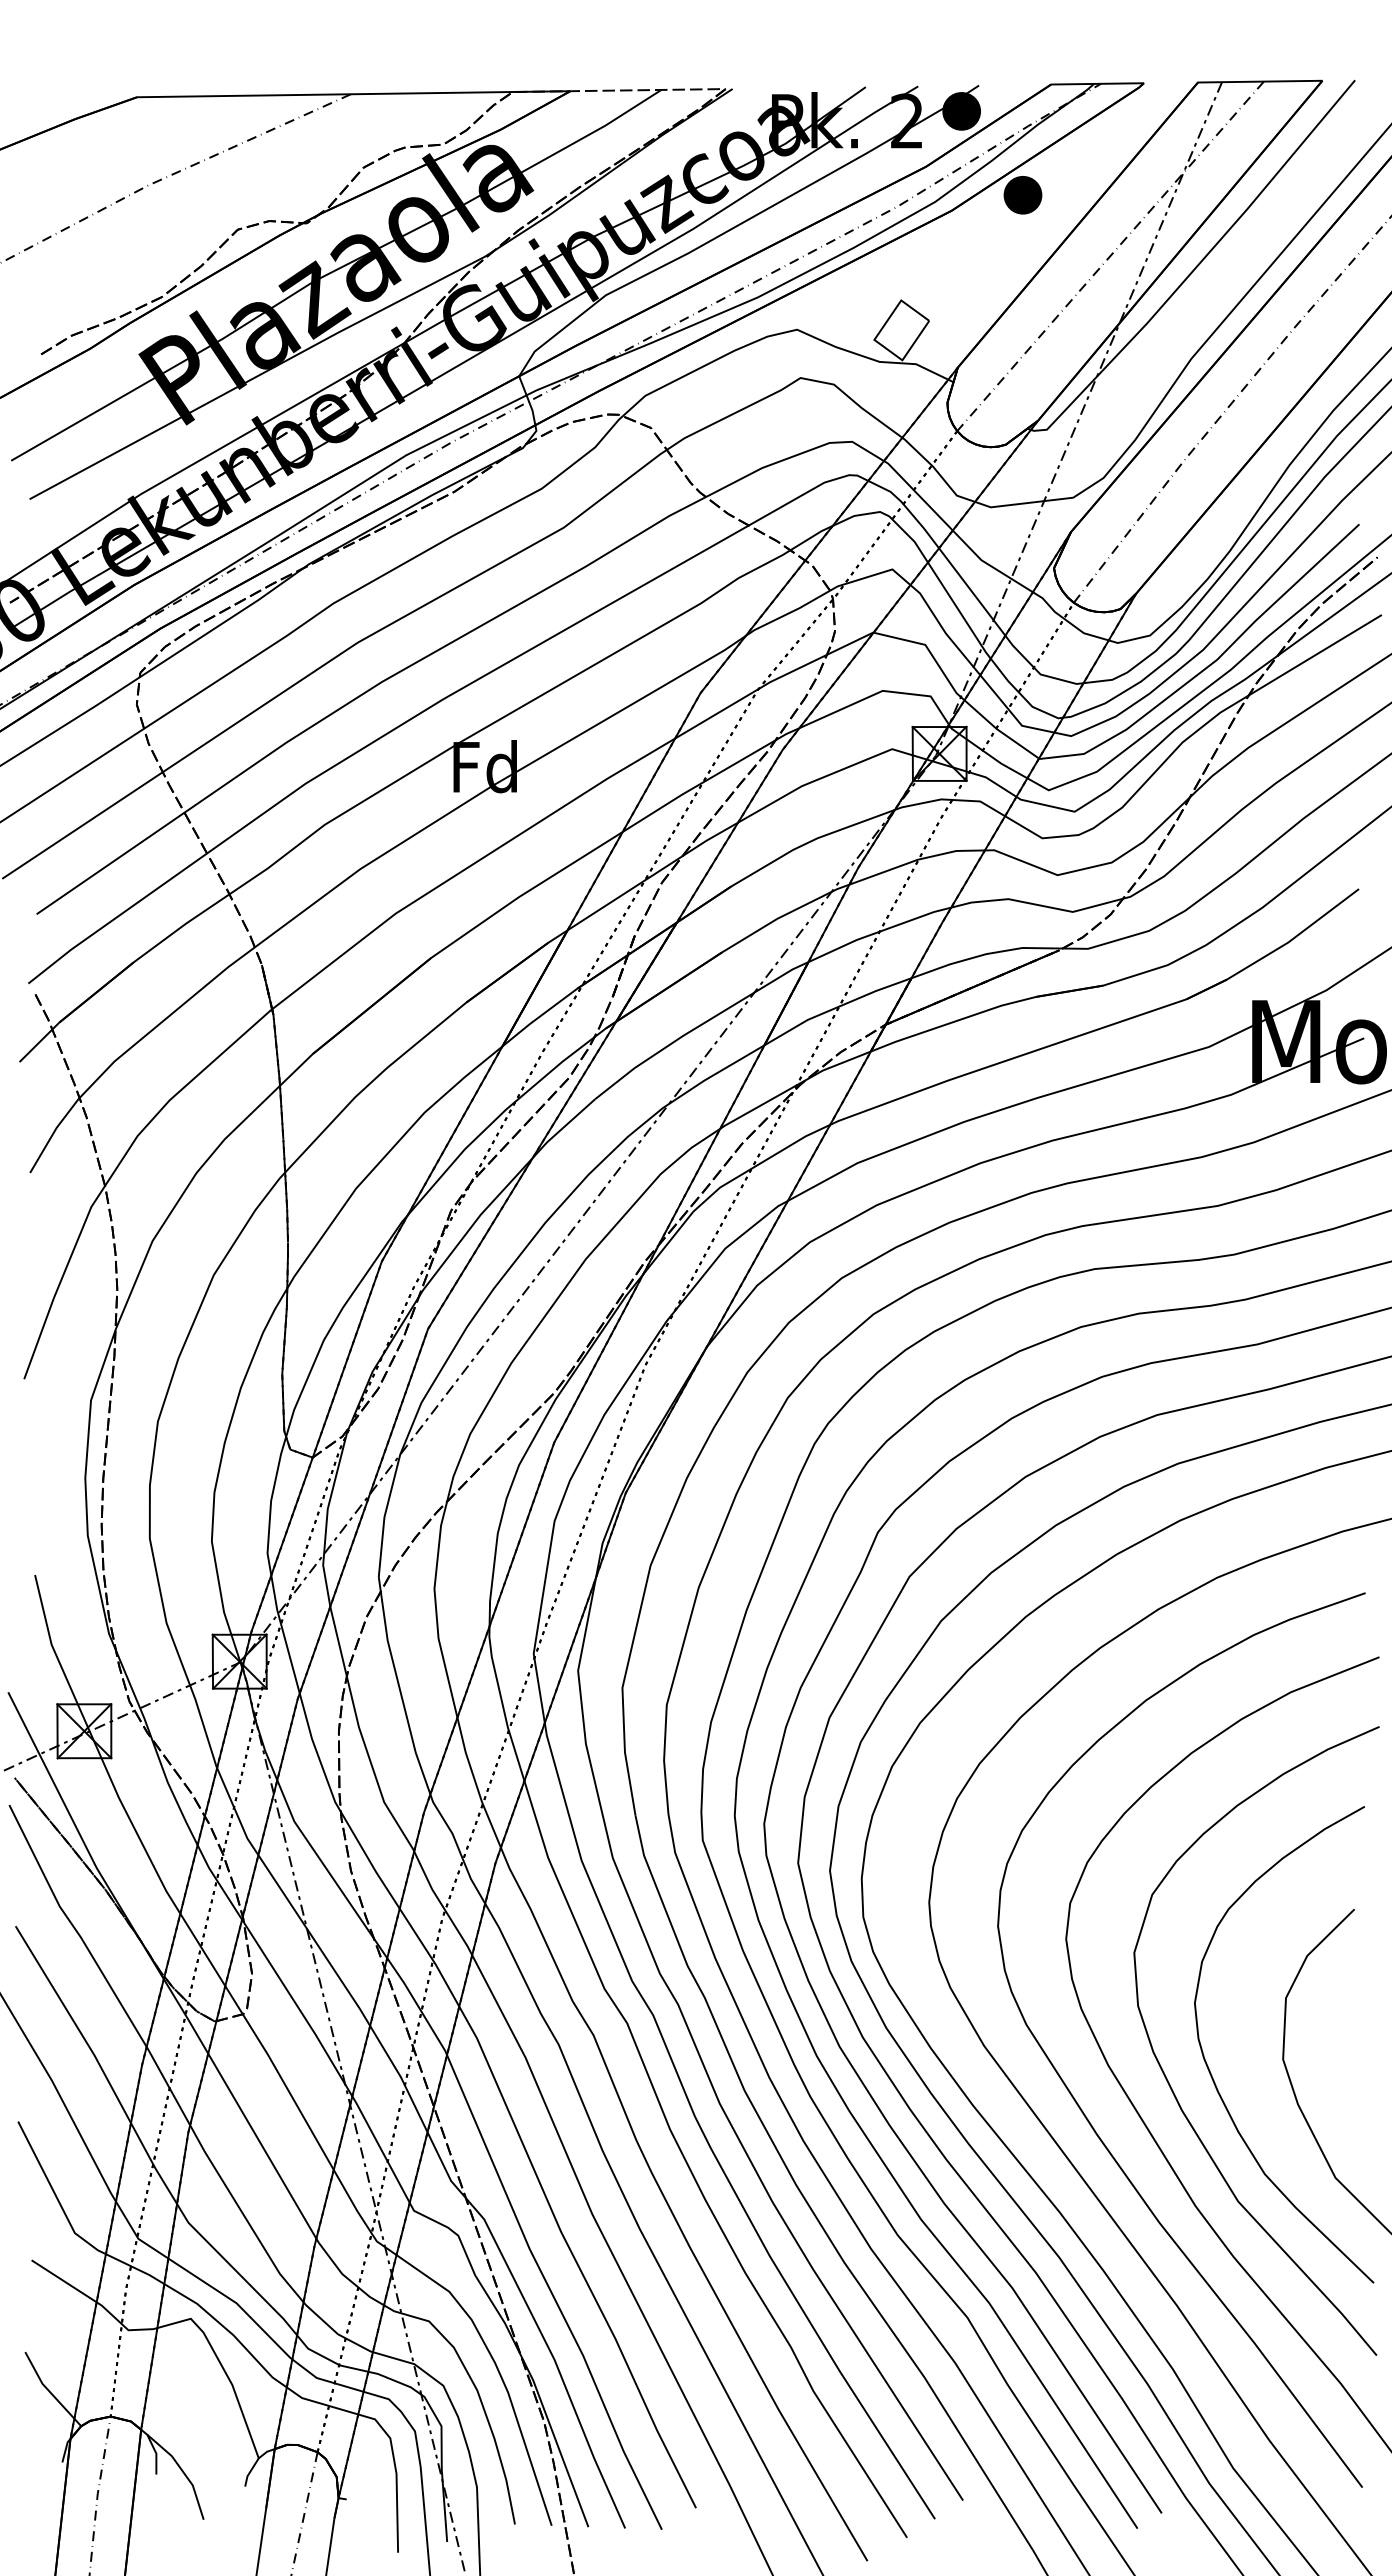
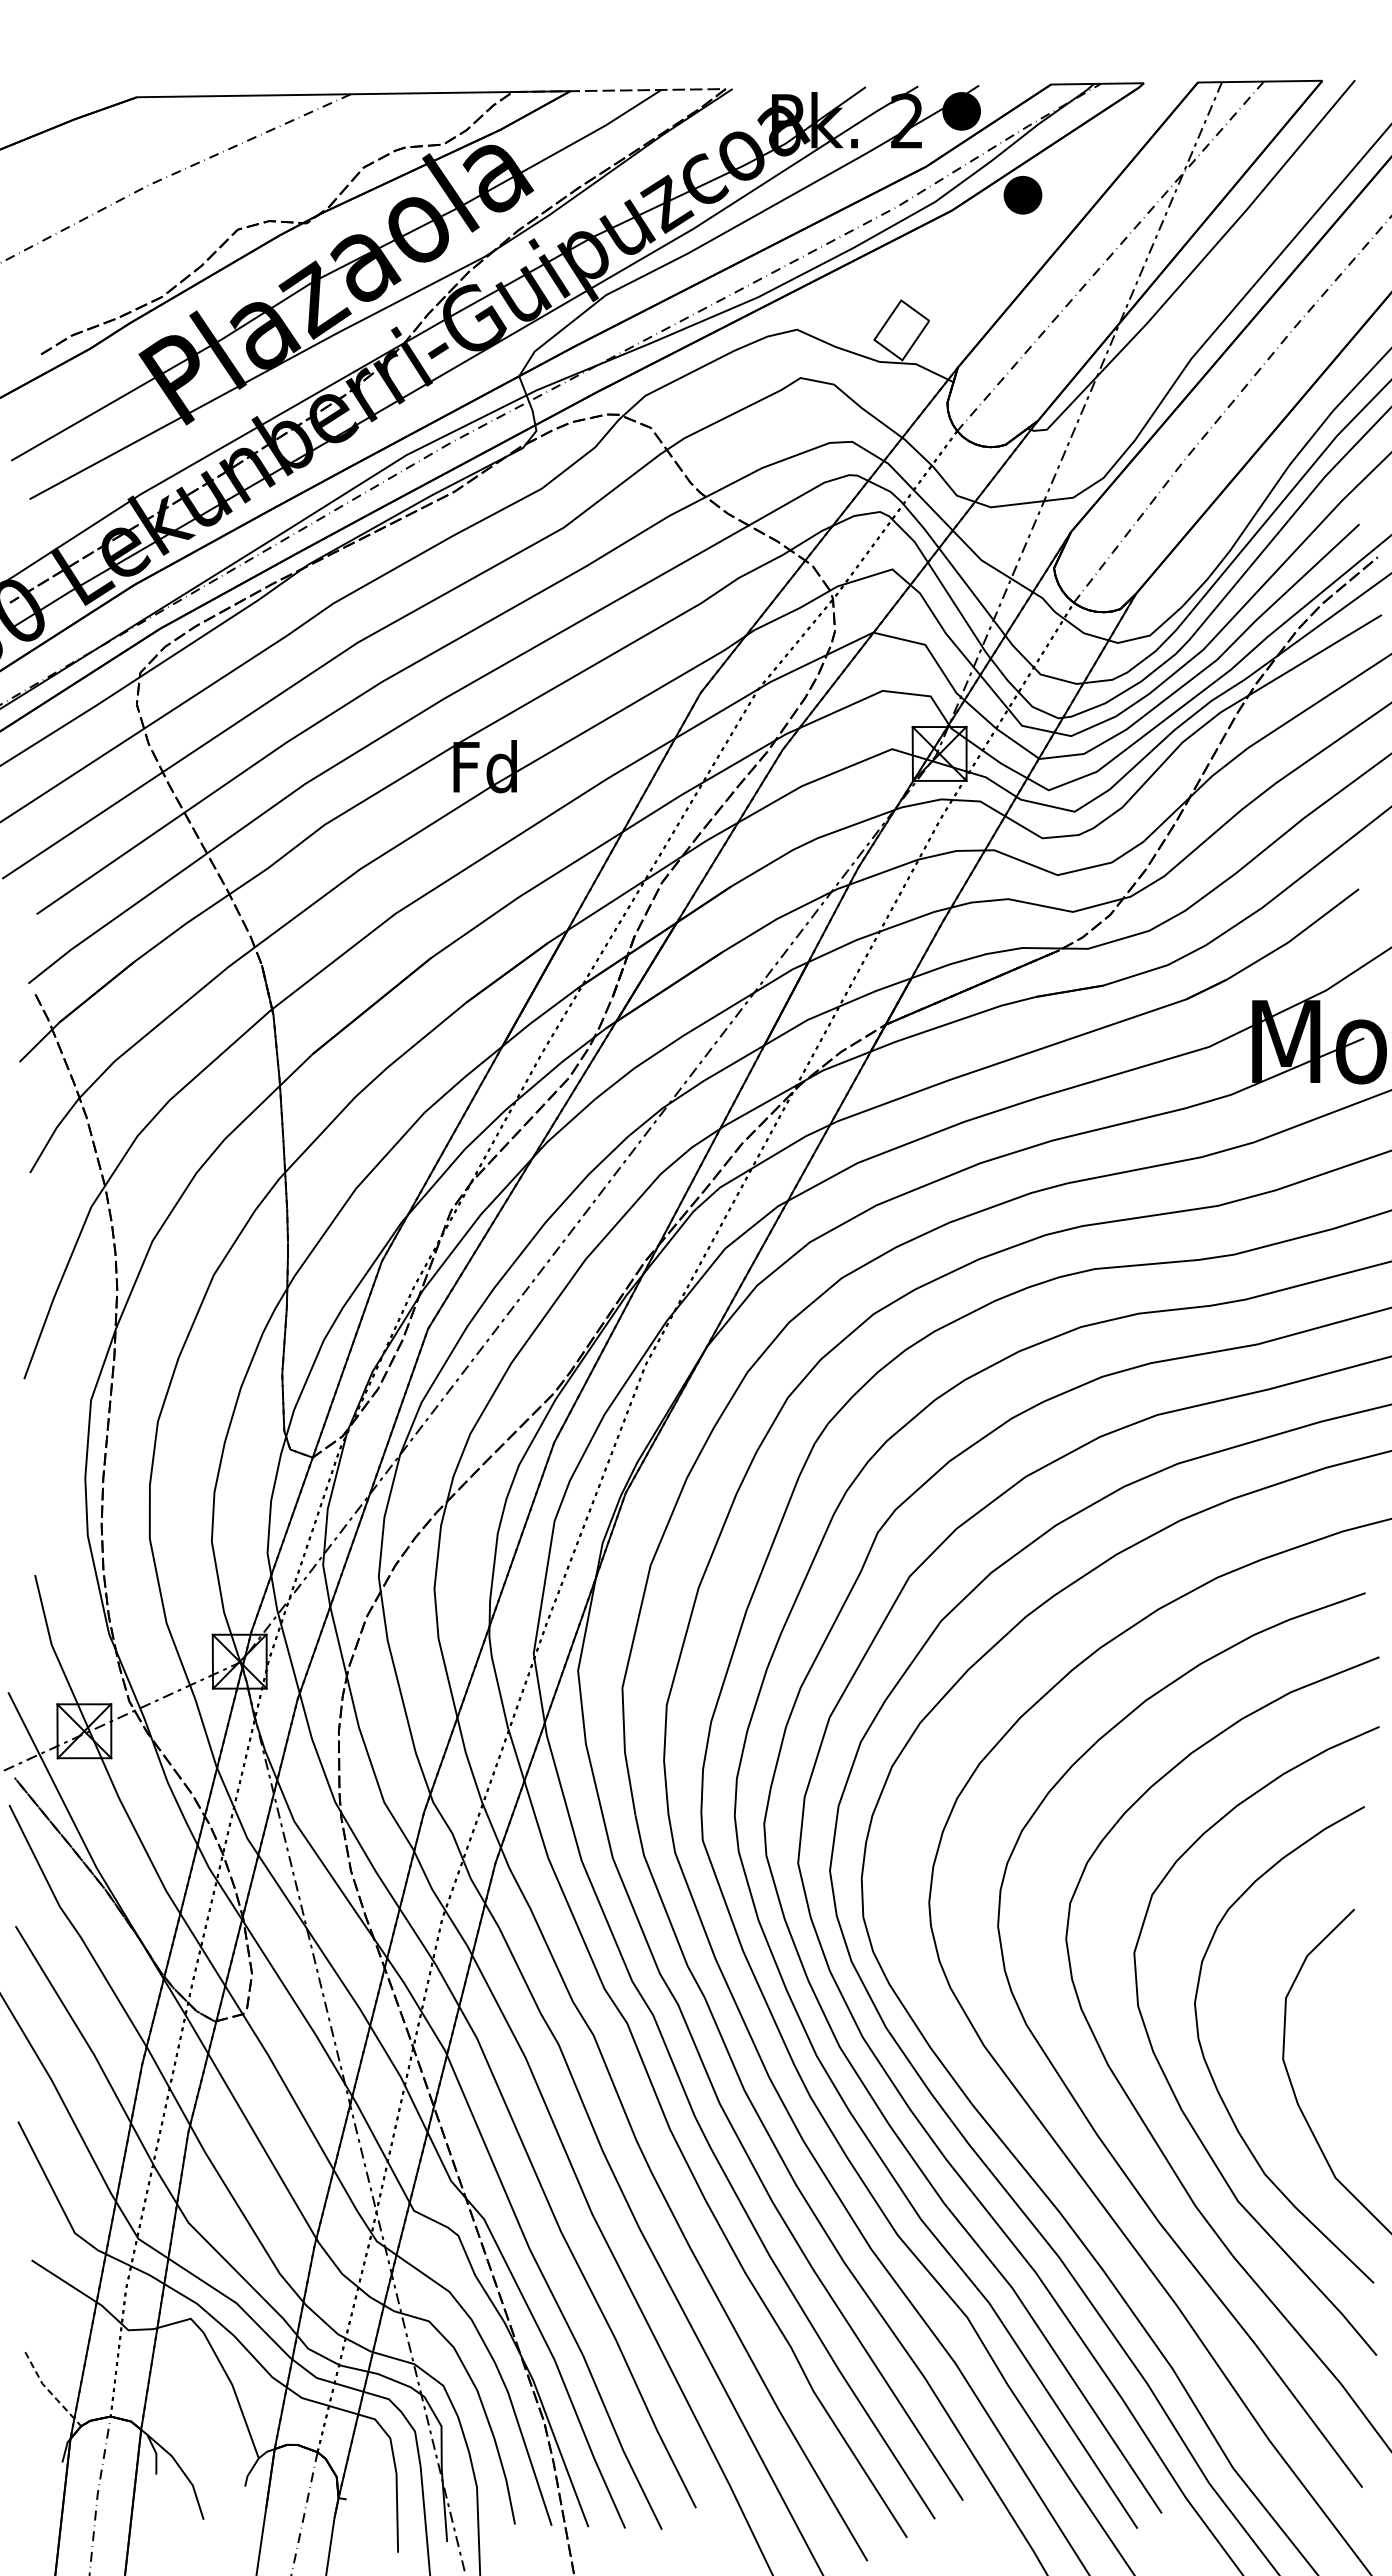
line: solid -> dashed (49, 2391)
